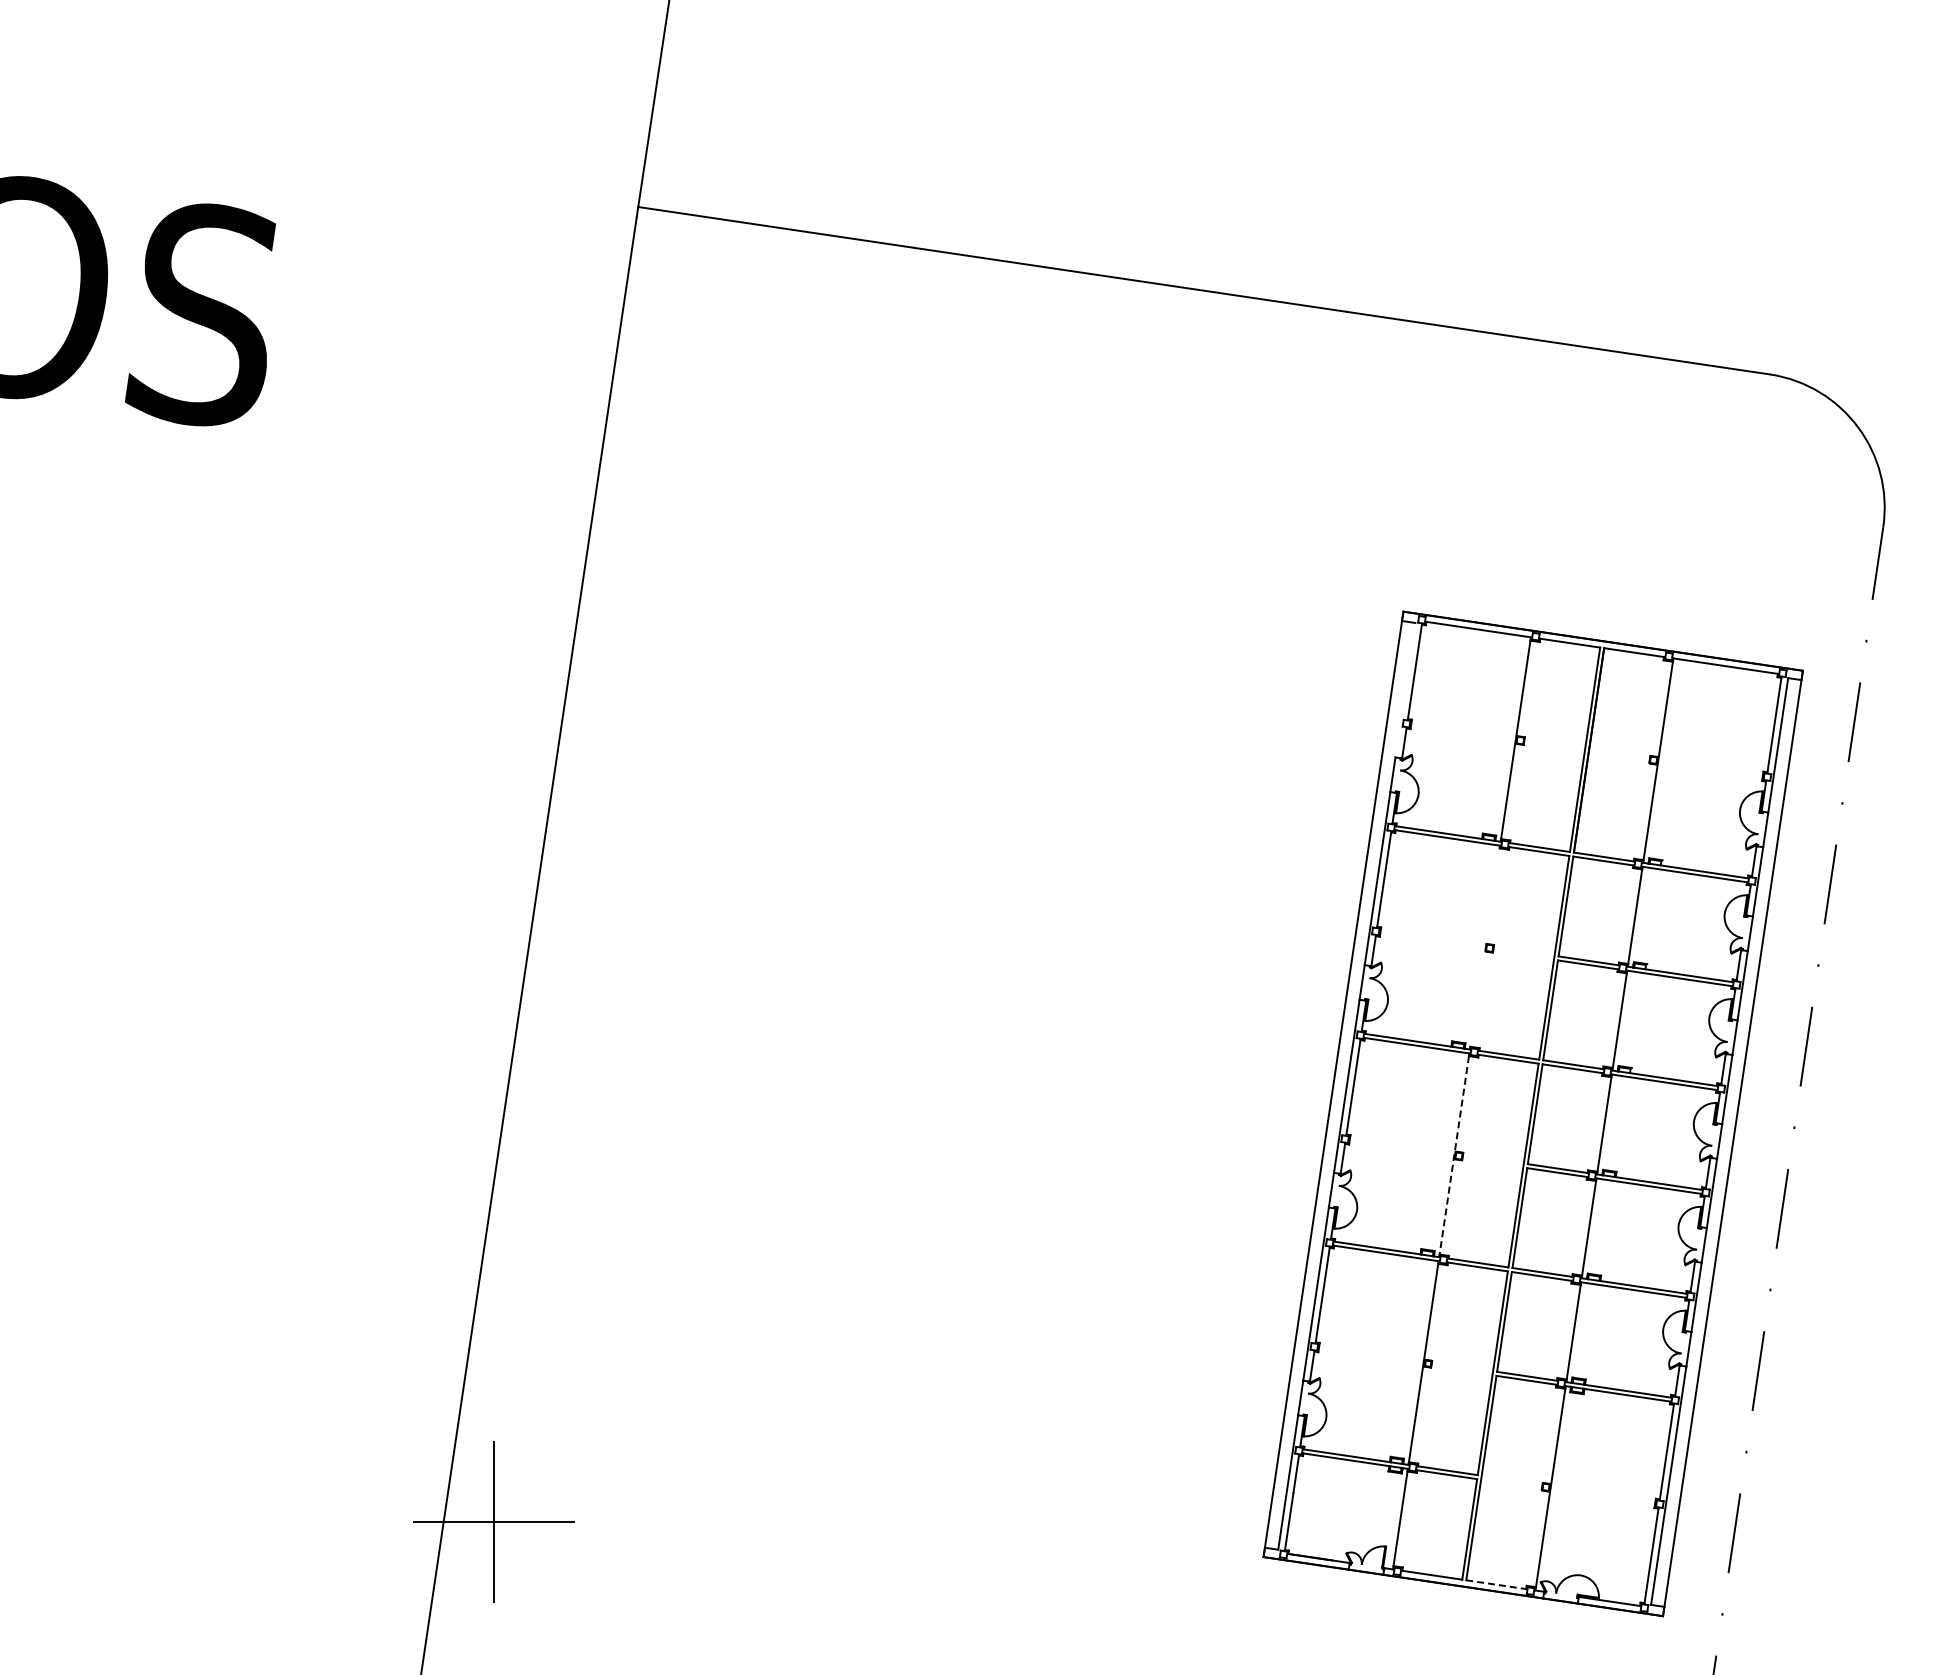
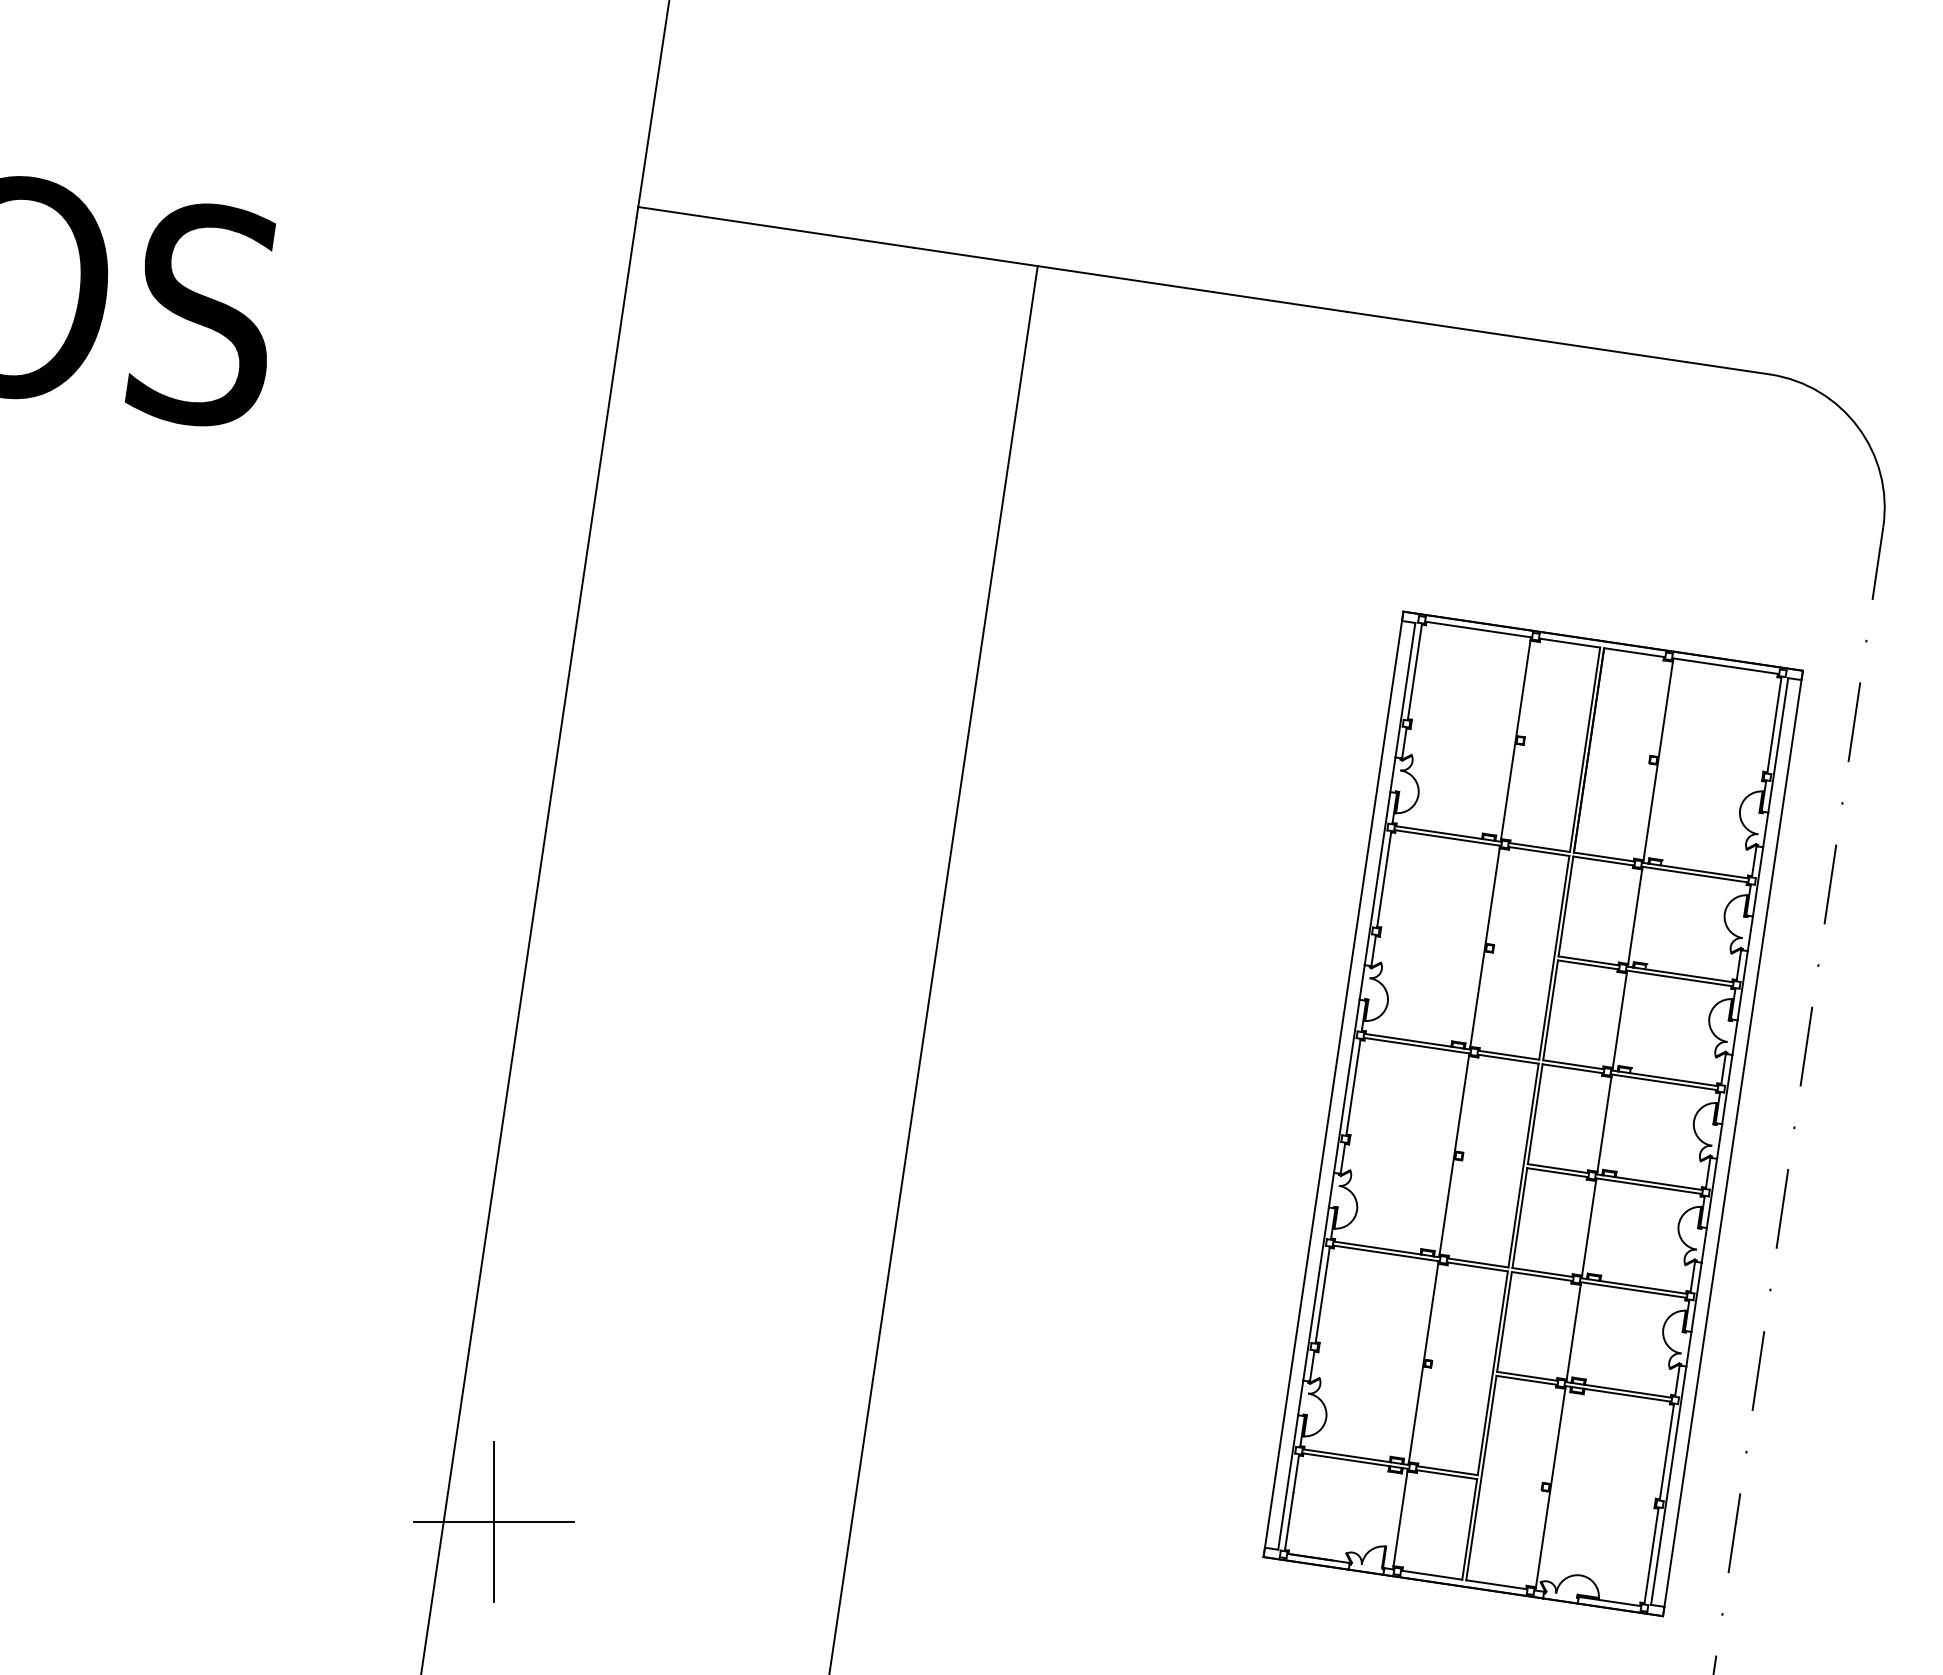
line: none -> present (1405, 689)
line: none -> present (1484, 947)
line: none -> present (933, 968)
line: dashed -> solid (1454, 1155)
line: dashed -> solid (1496, 1584)
